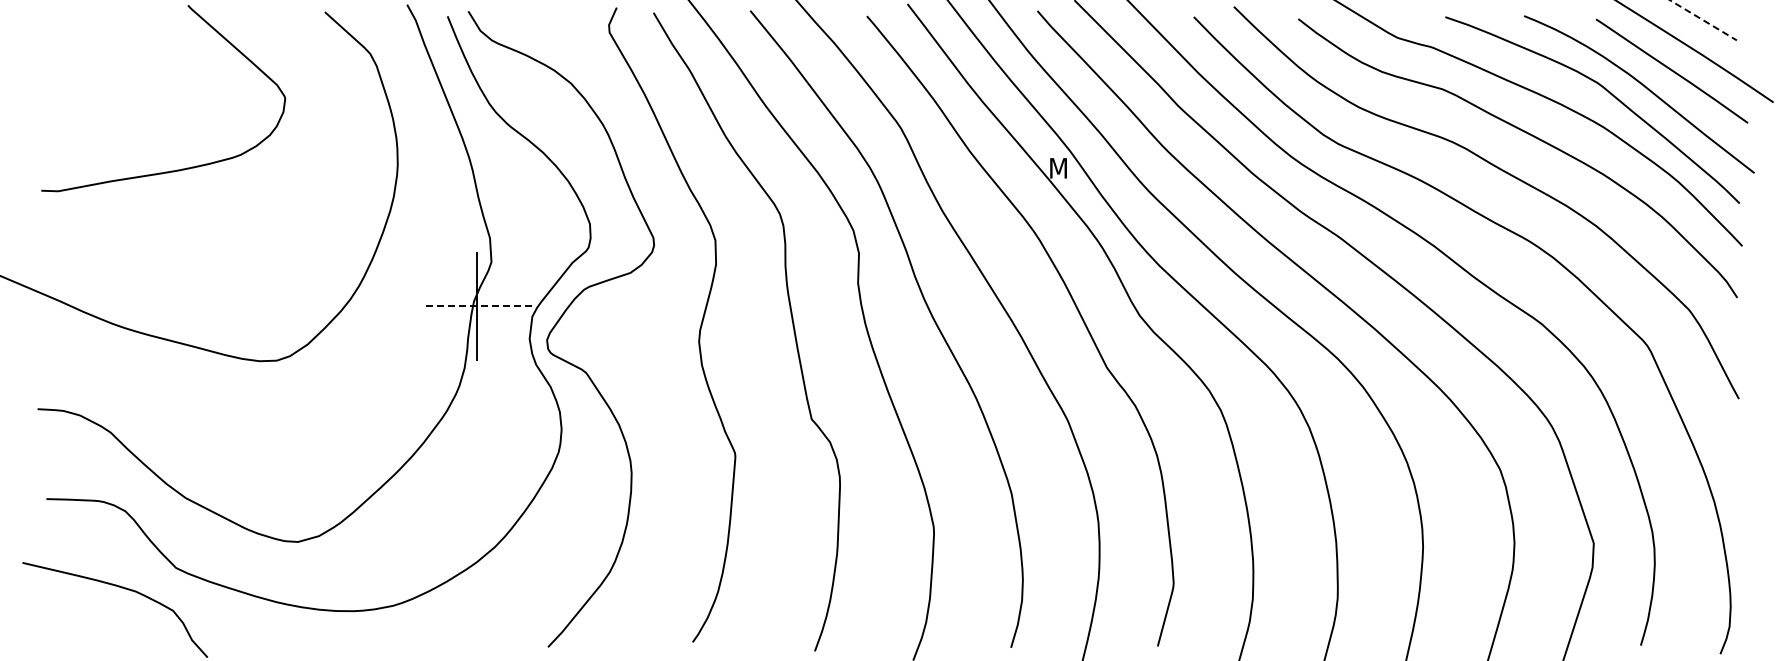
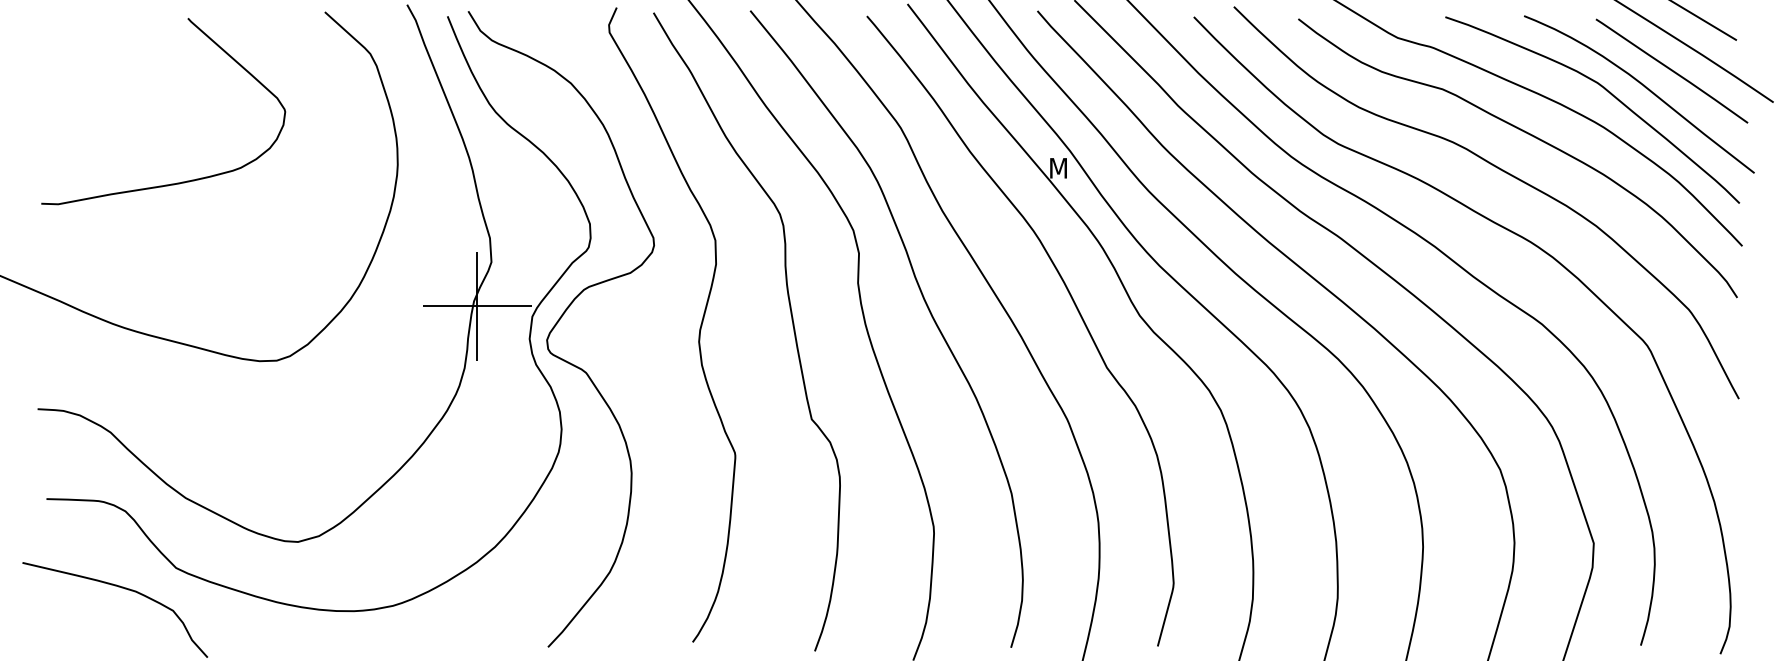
line: dashed -> solid (1703, 20)
curve position: (177, 169) -> (177, 182) (177, 182)
line: dashed -> solid (476, 306)
